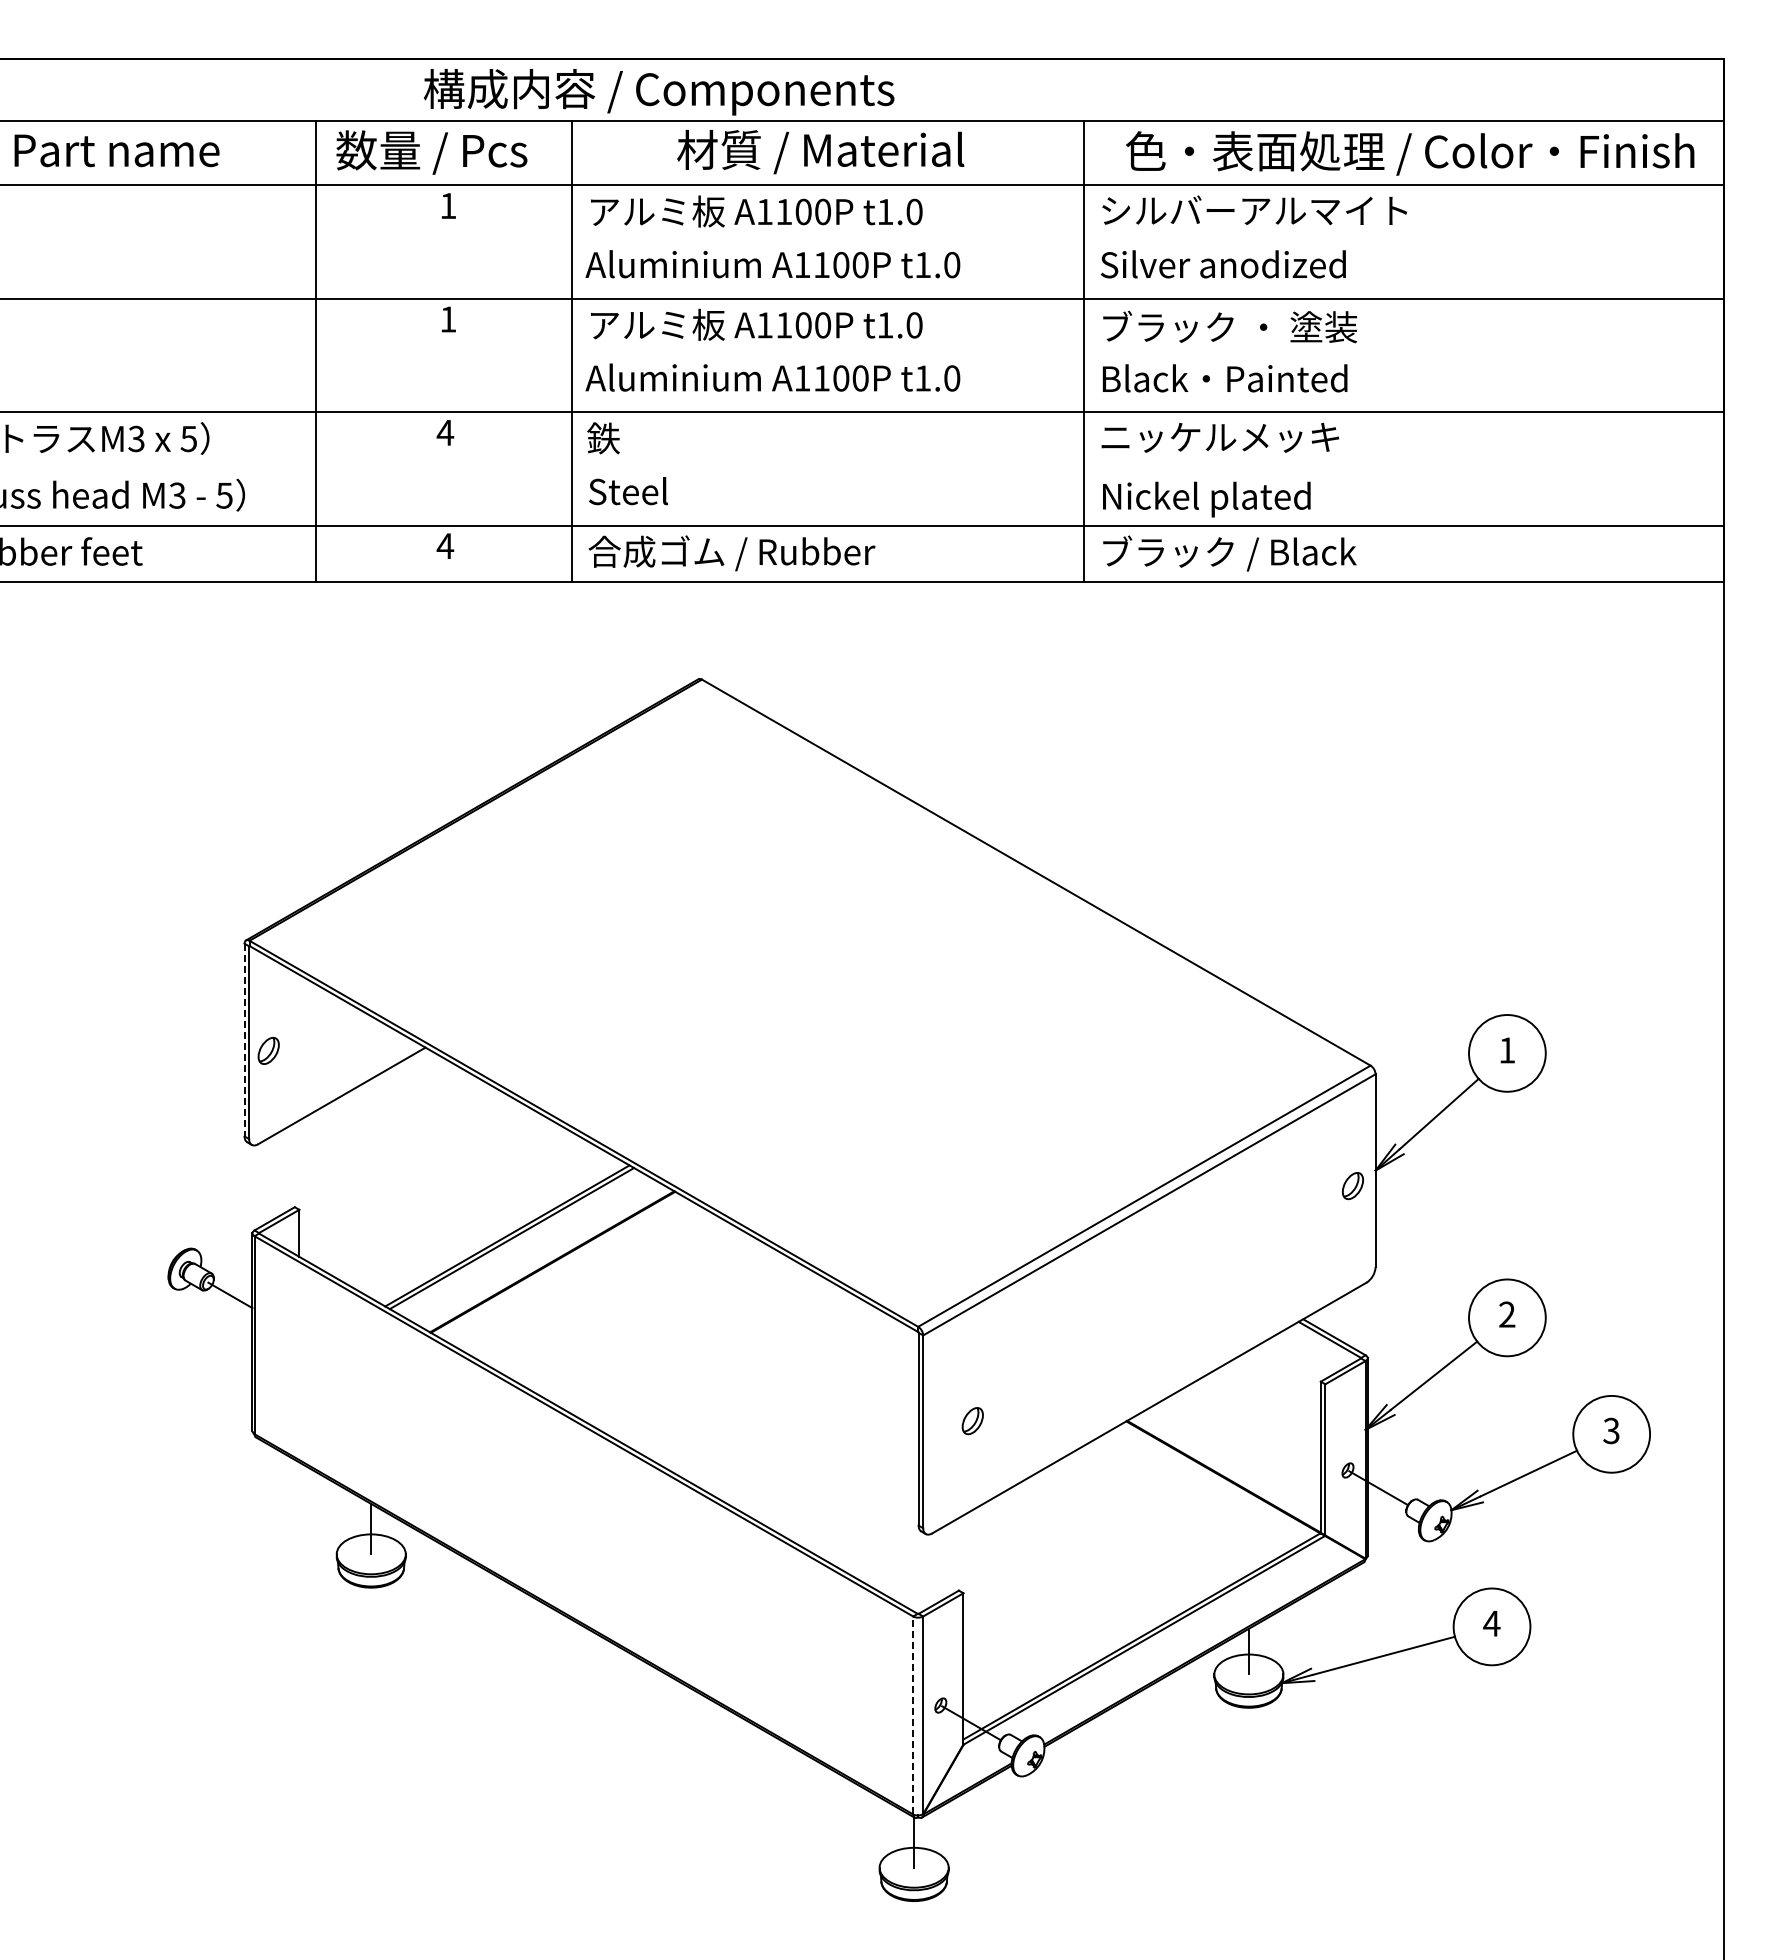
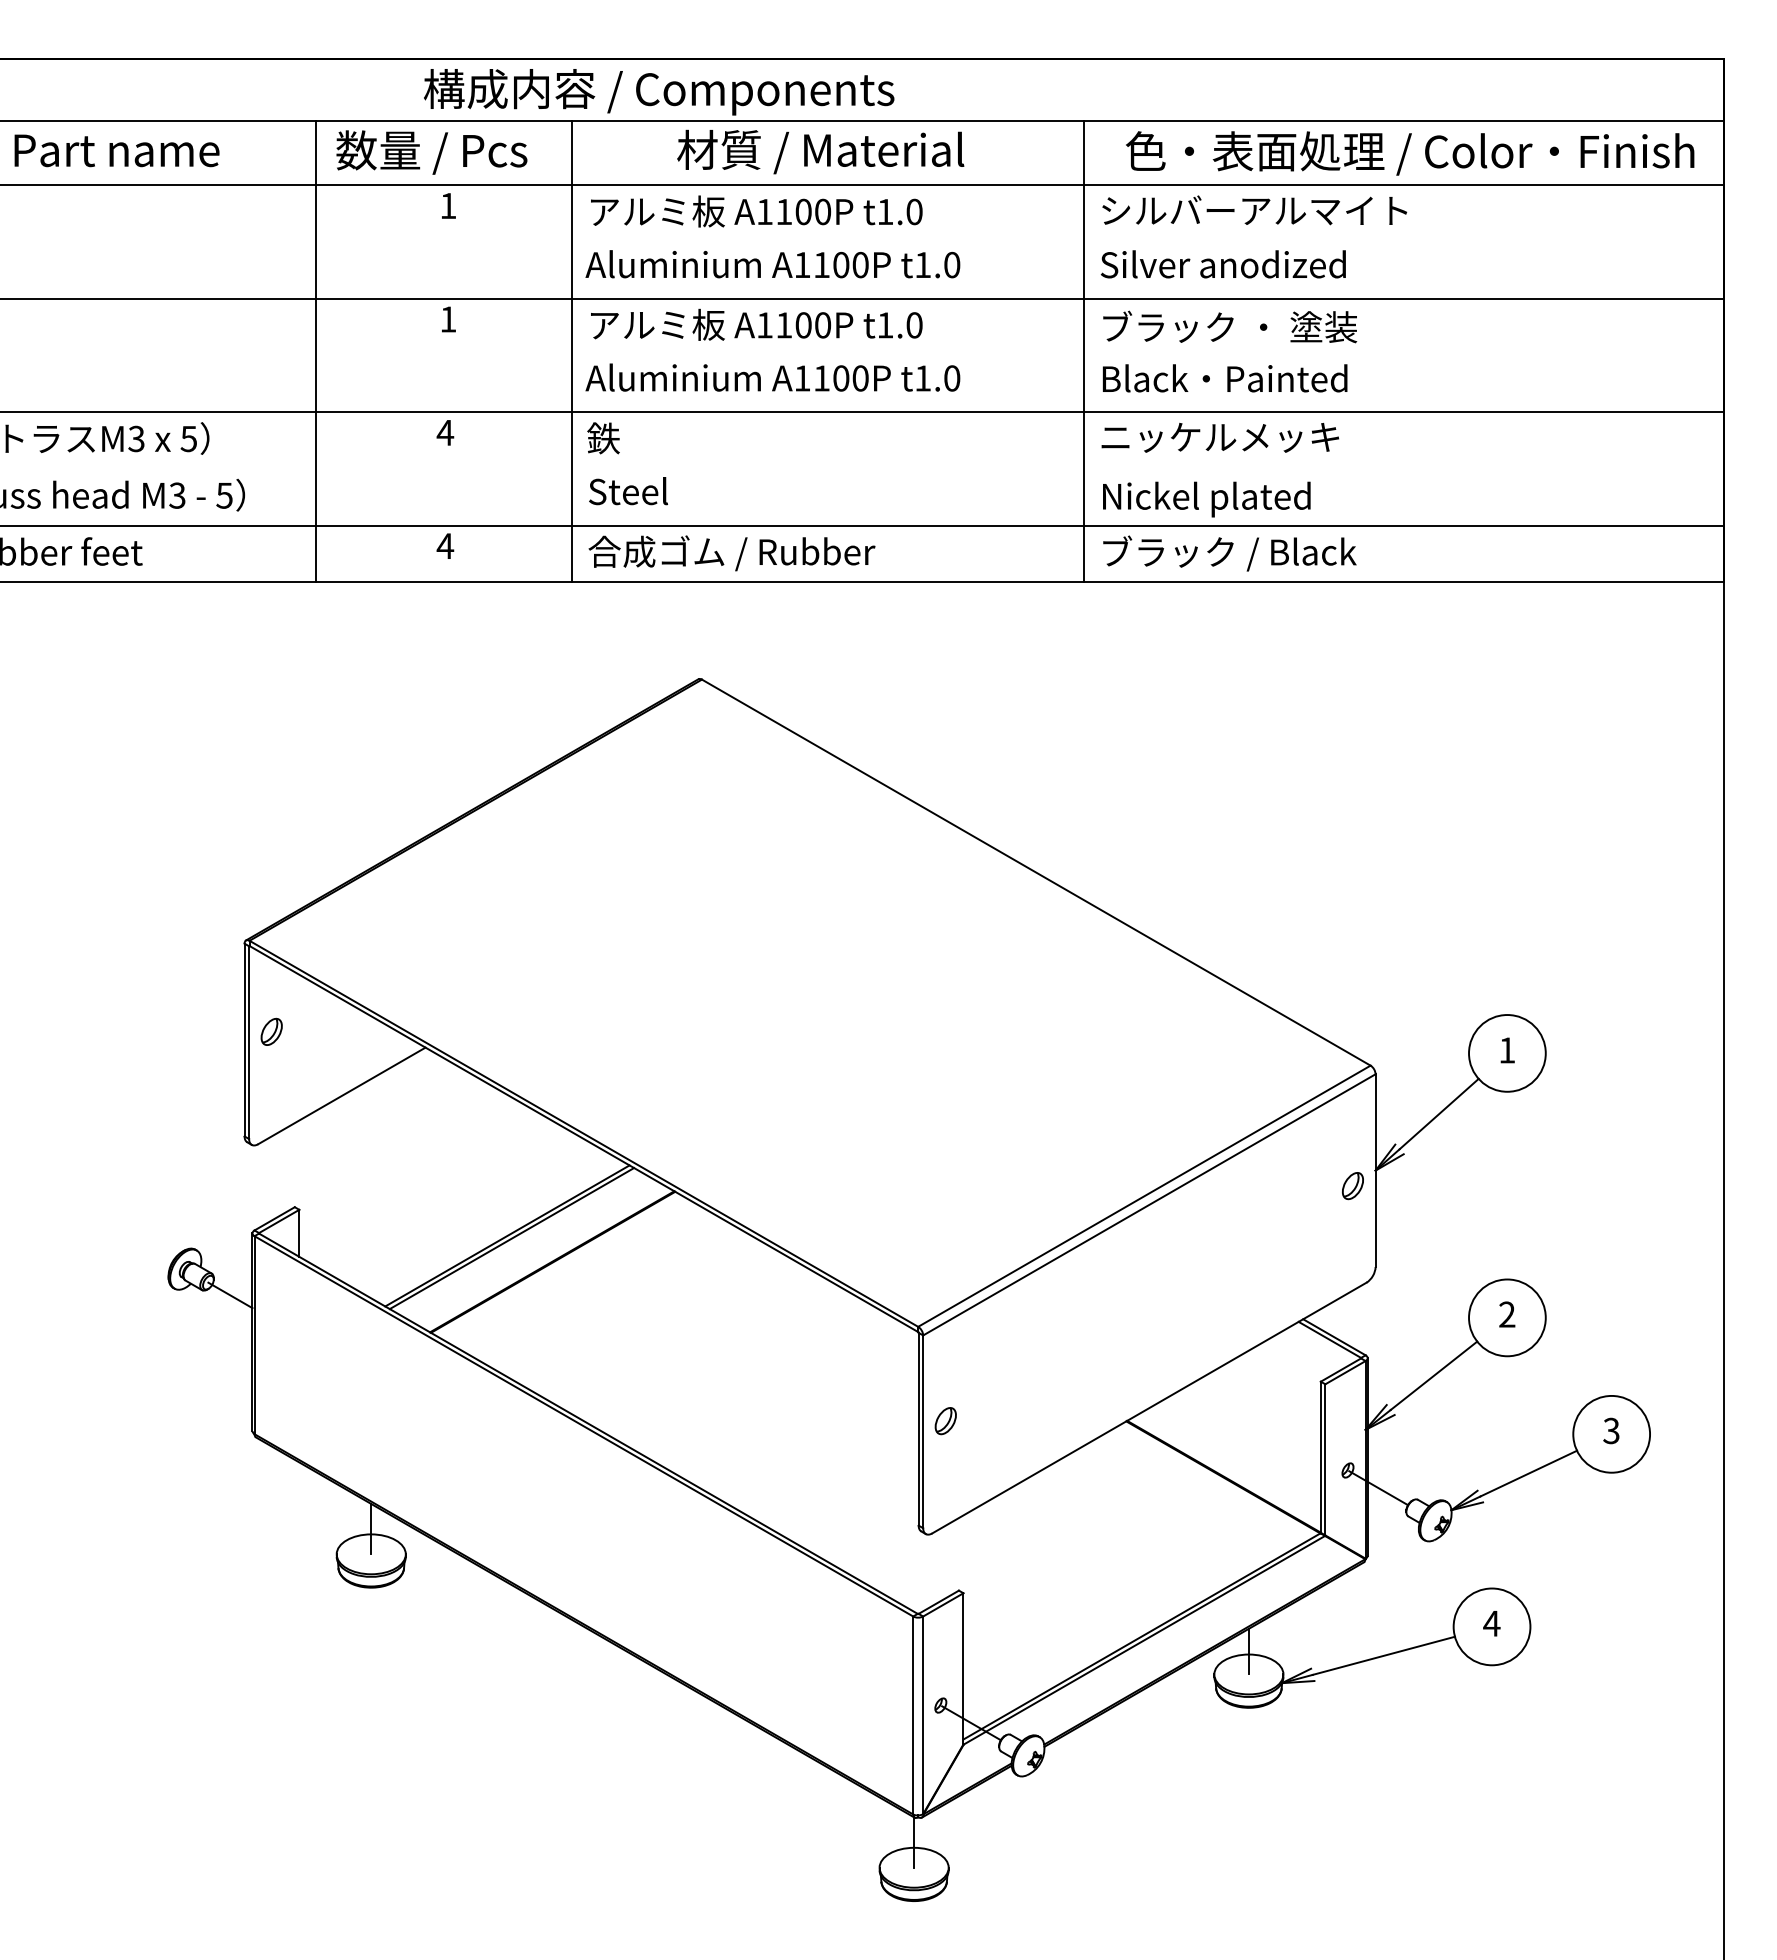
line: dashed -> solid (244, 1040)
part position: (268, 1050) -> (271, 1031) (271, 1031)
part position: (972, 1421) -> (945, 1421) (945, 1421)
line: dashed -> solid (913, 1715)
